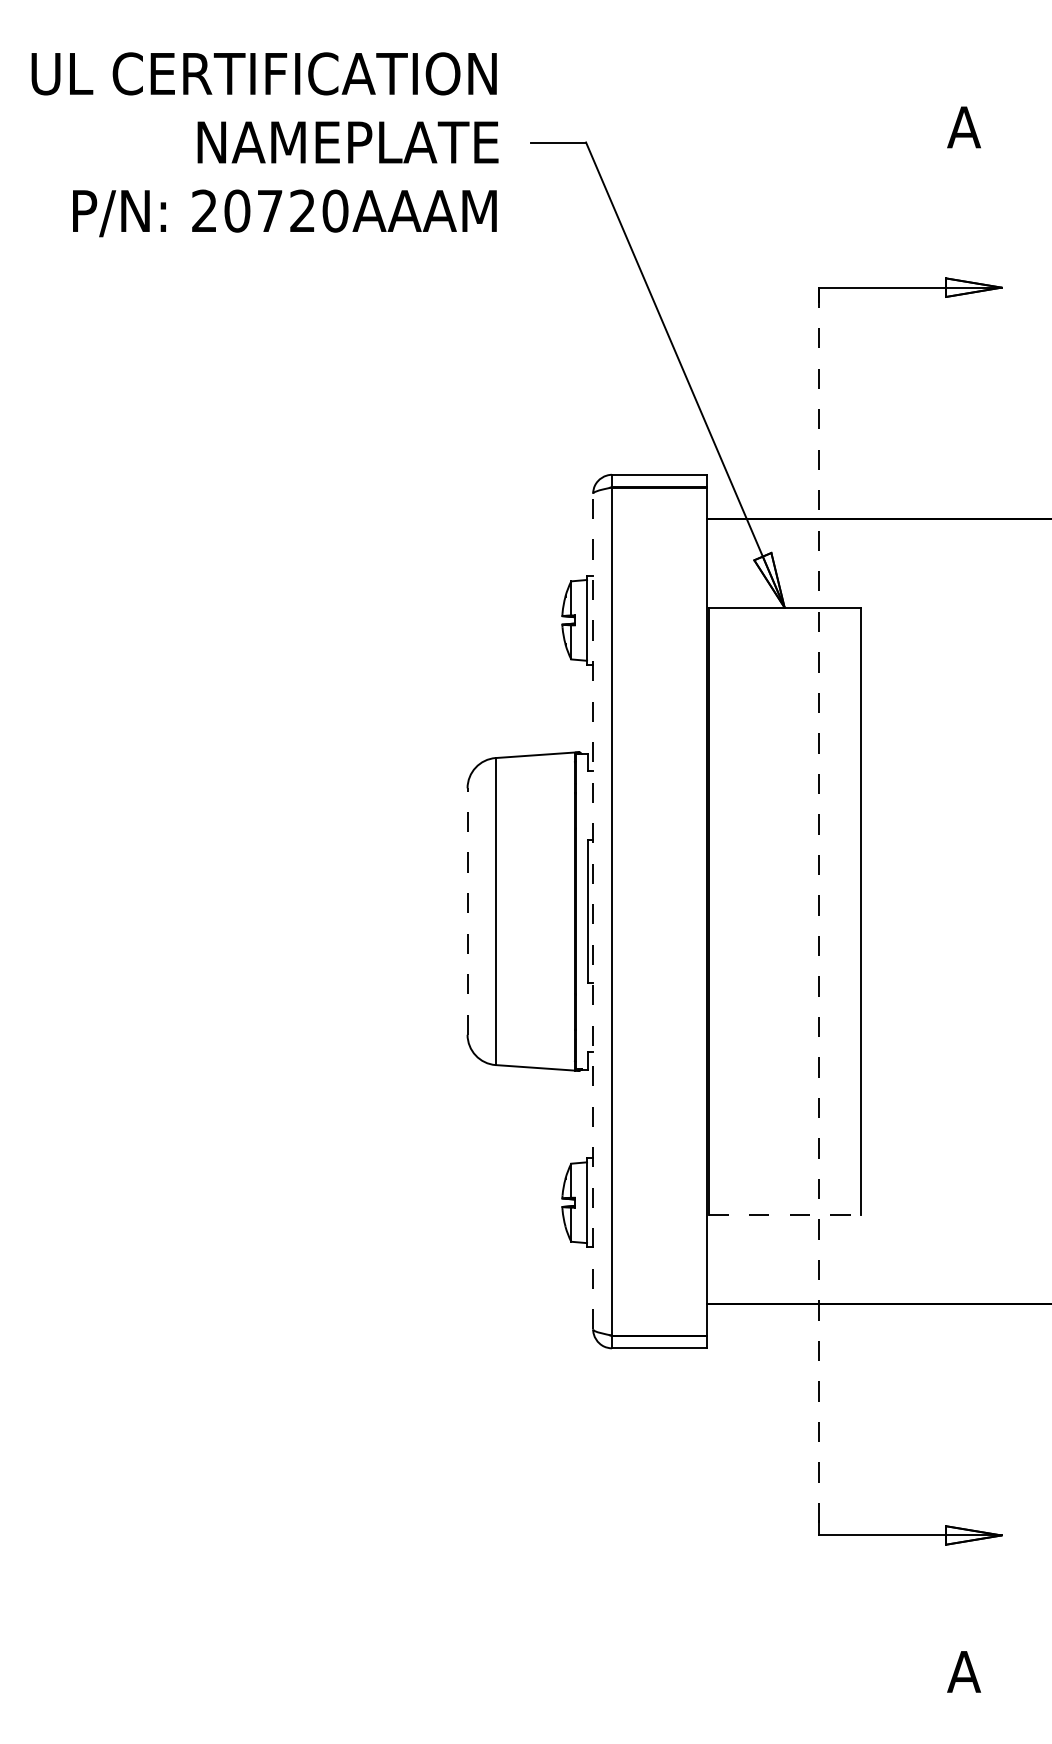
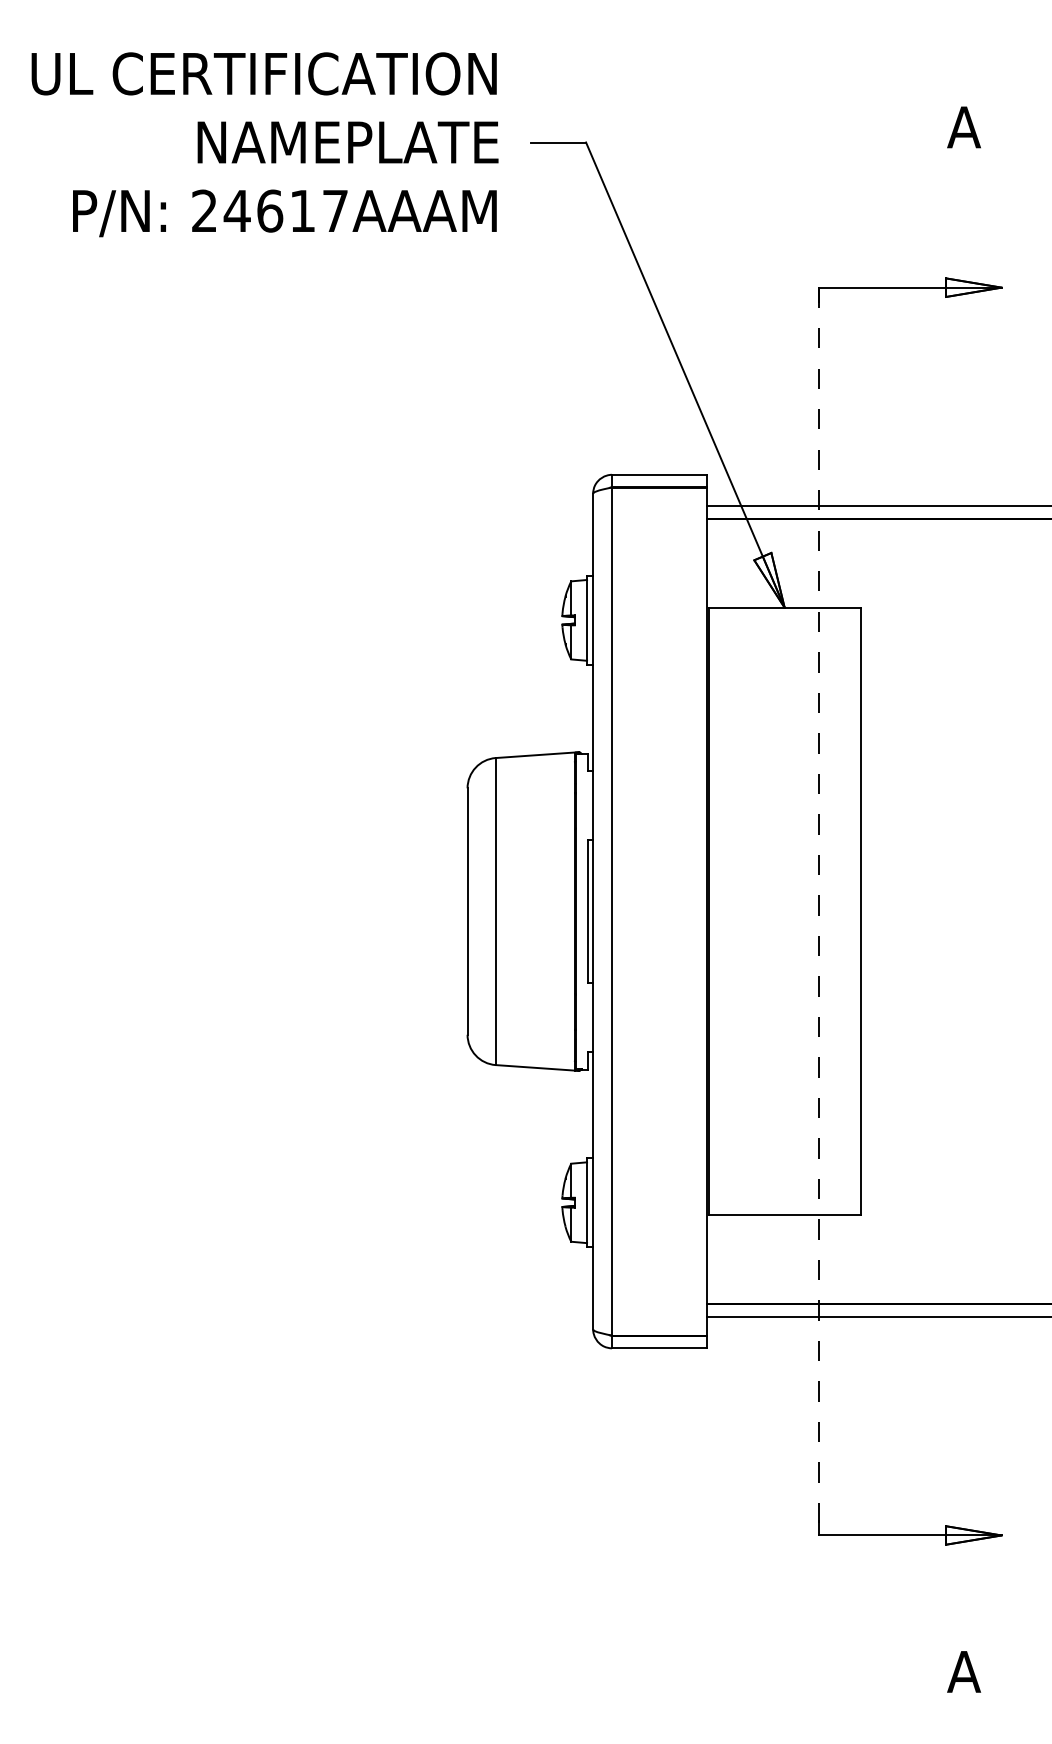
text: 20720AAAM -> 24617AAAM (285, 210)
line: none -> present (877, 506)
line: dashed -> solid (467, 911)
line: dashed -> solid (593, 911)
line: dashed -> solid (784, 1215)
line: none -> present (877, 1316)
